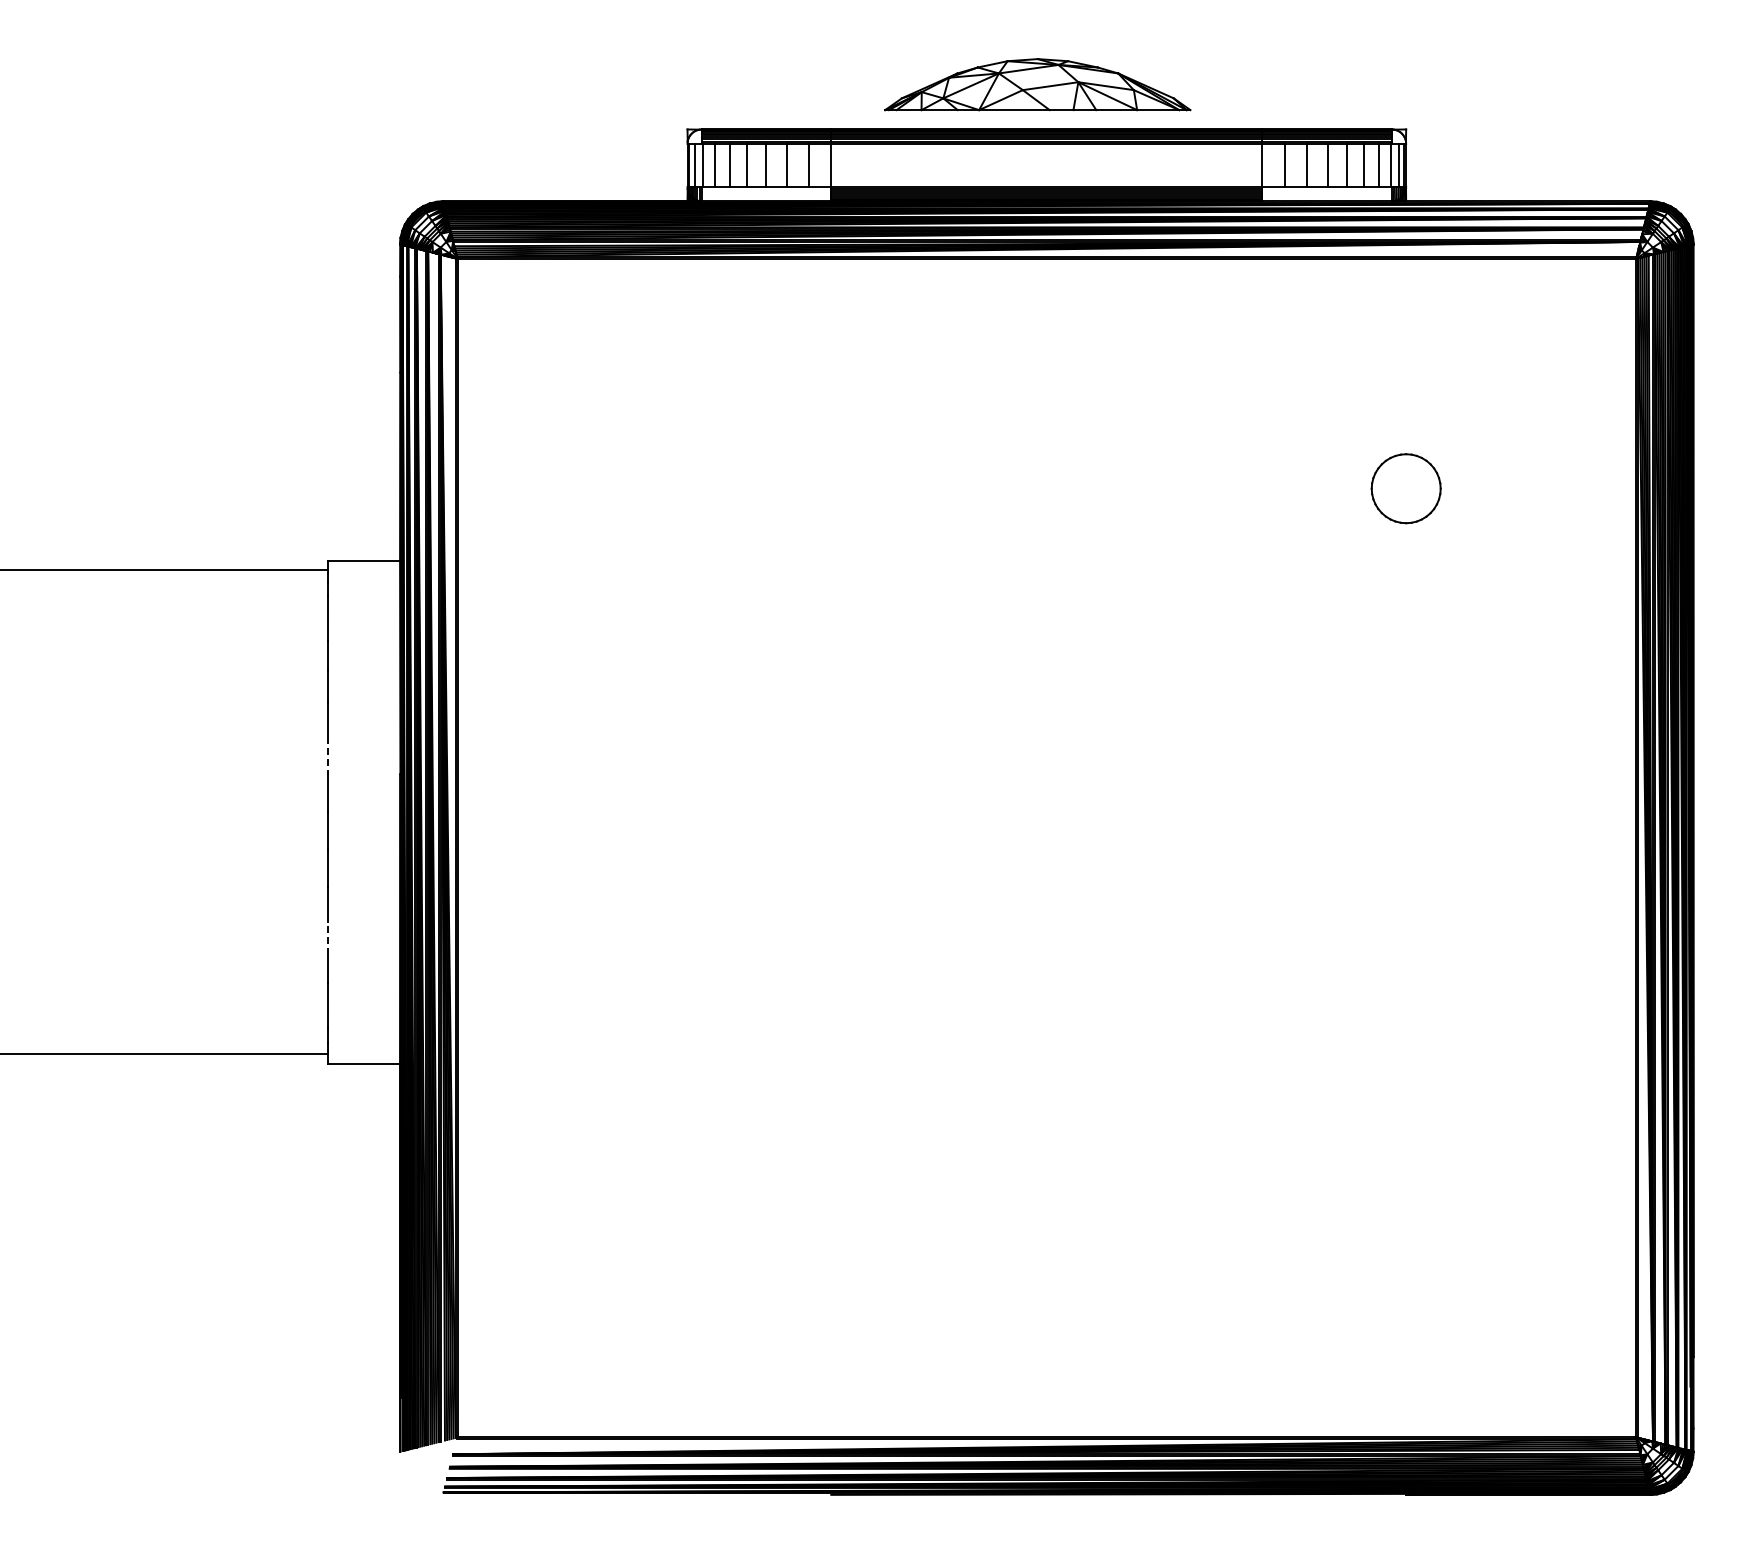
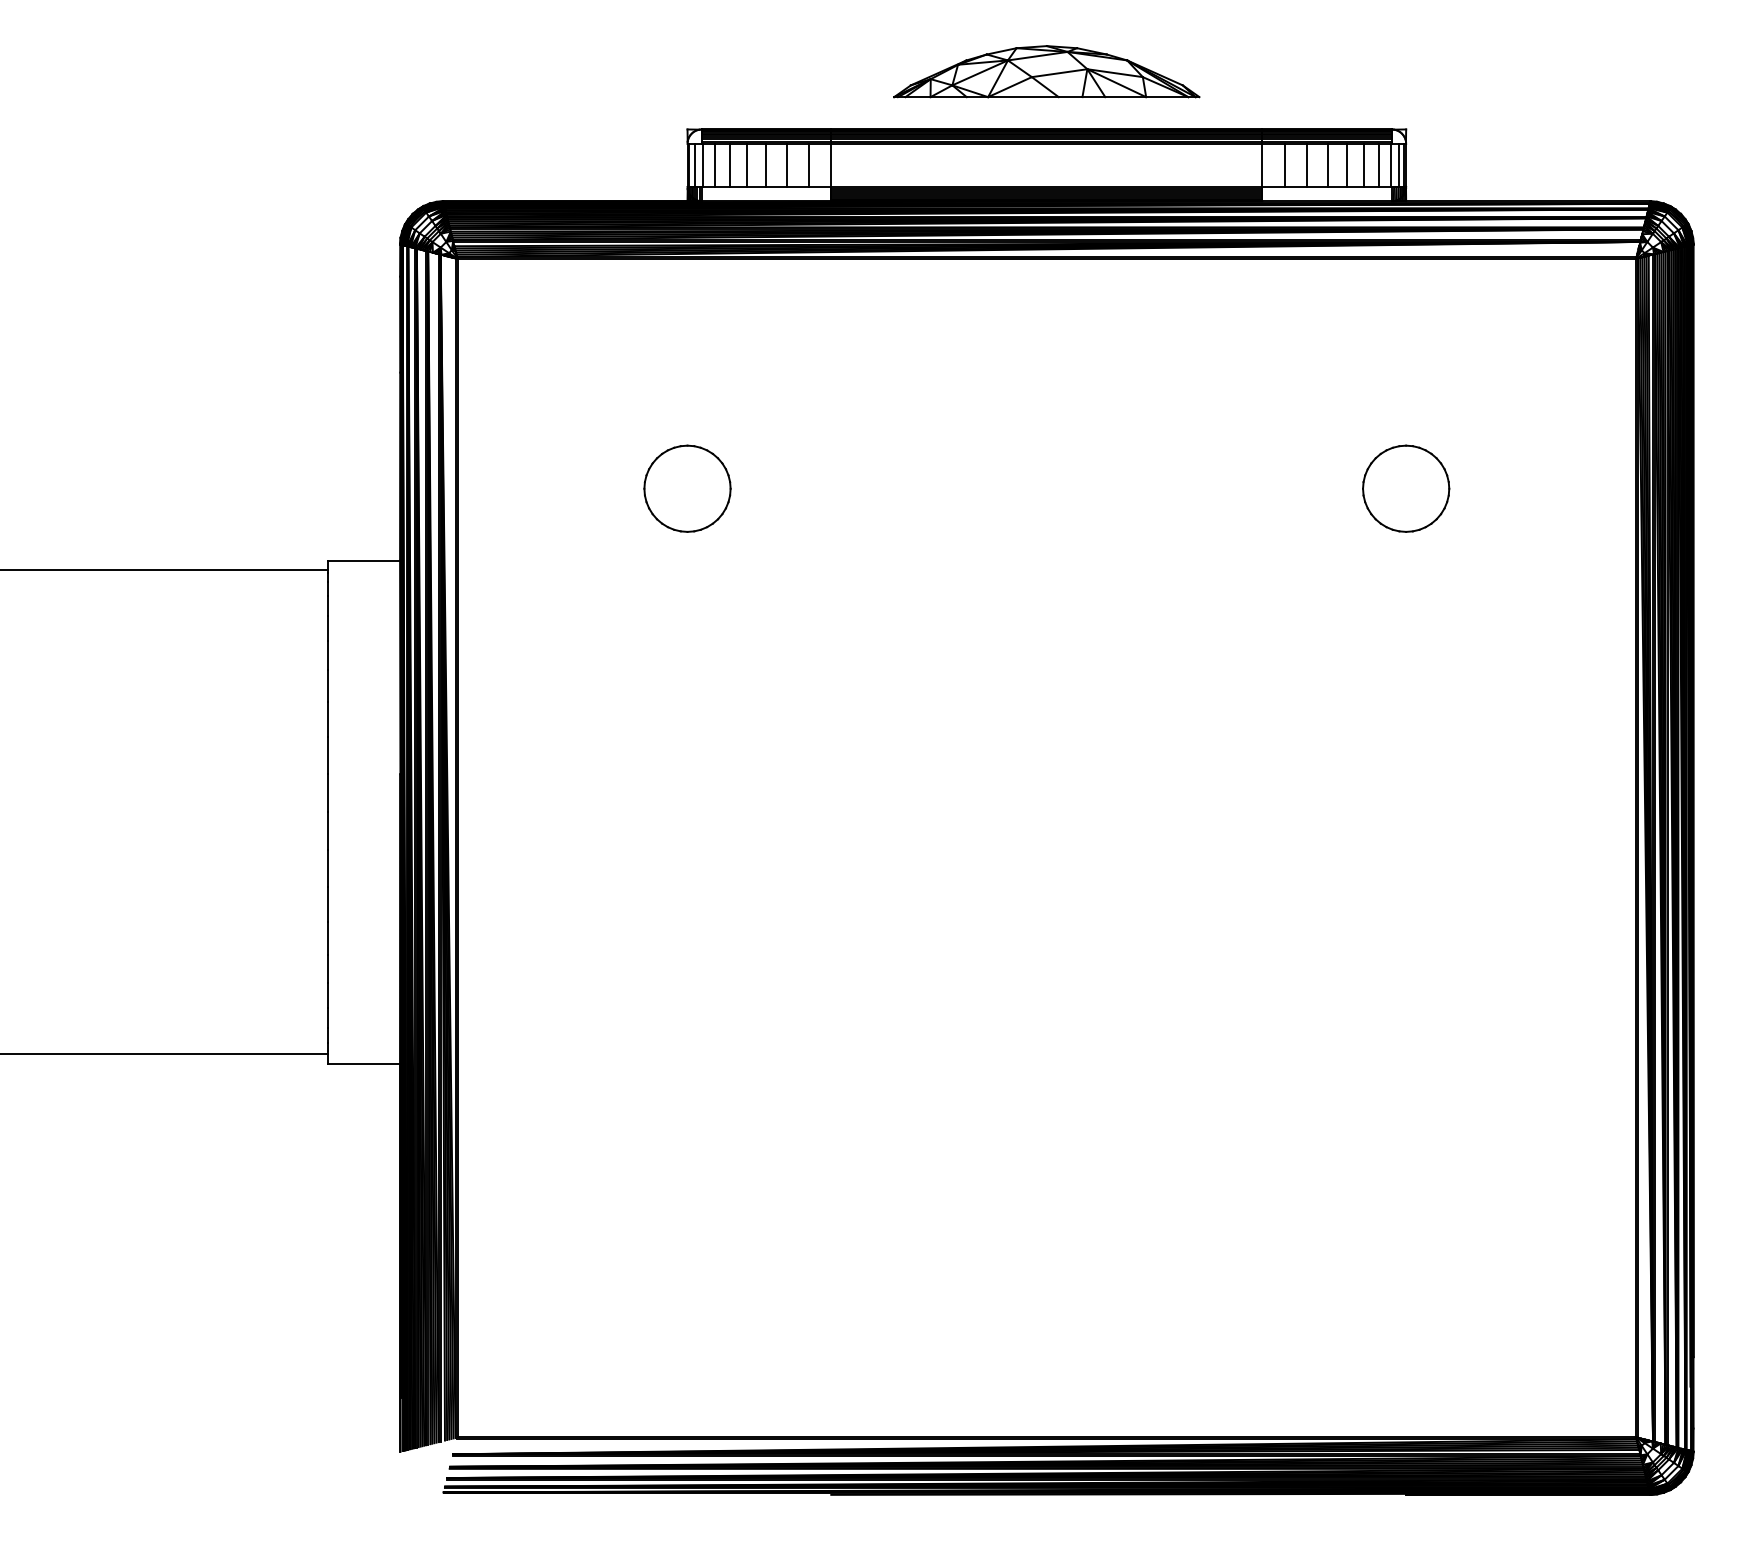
part position: (1037, 84) -> (1046, 71) (1046, 71)
part: none -> present (687, 488)
part size: 72x72 px -> 89x89 px (1406, 488)
line: dashed -> solid (328, 756)
line: dashed -> solid (328, 937)
